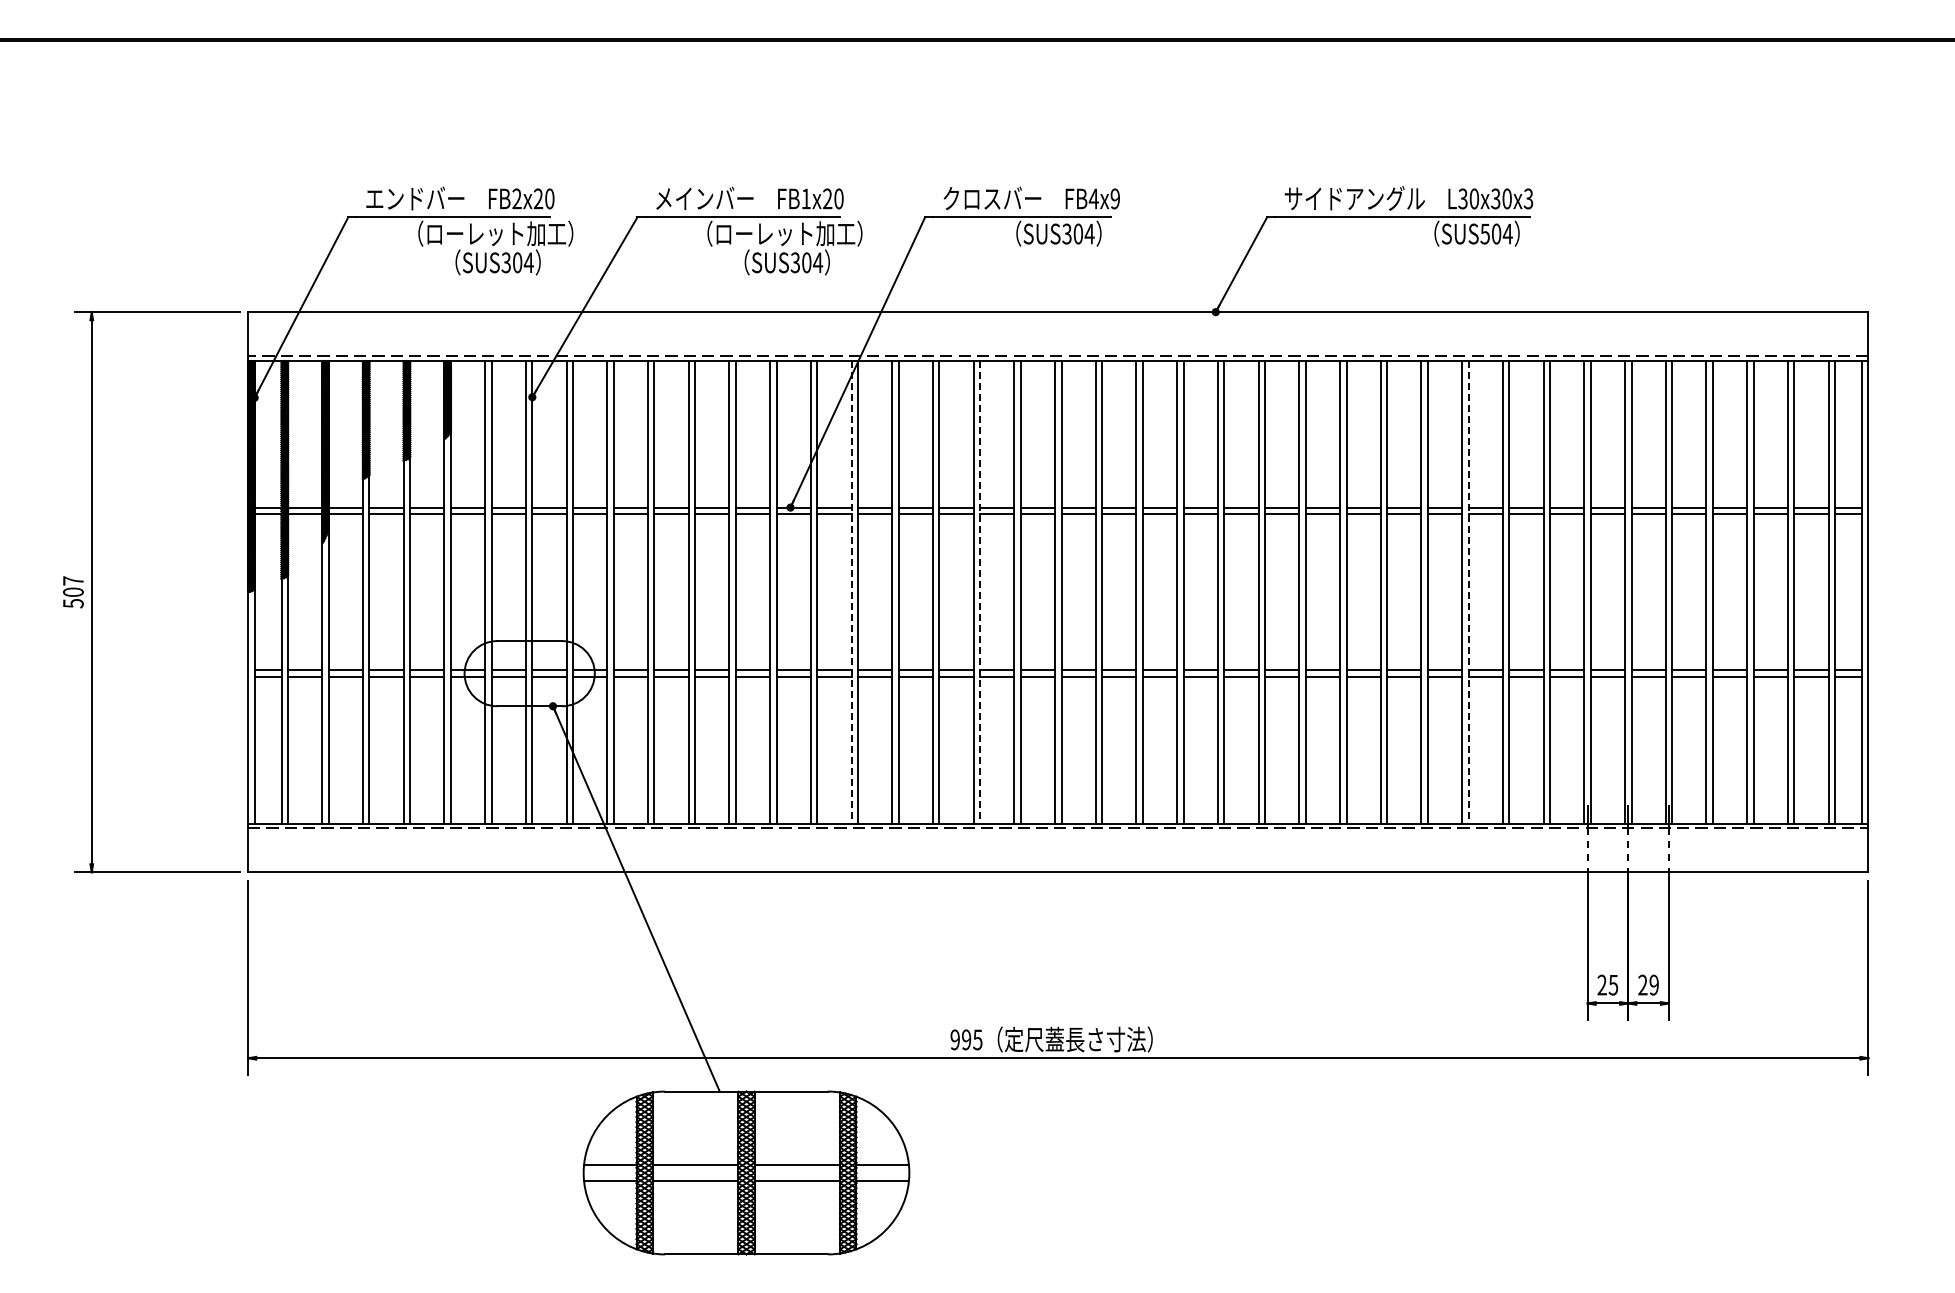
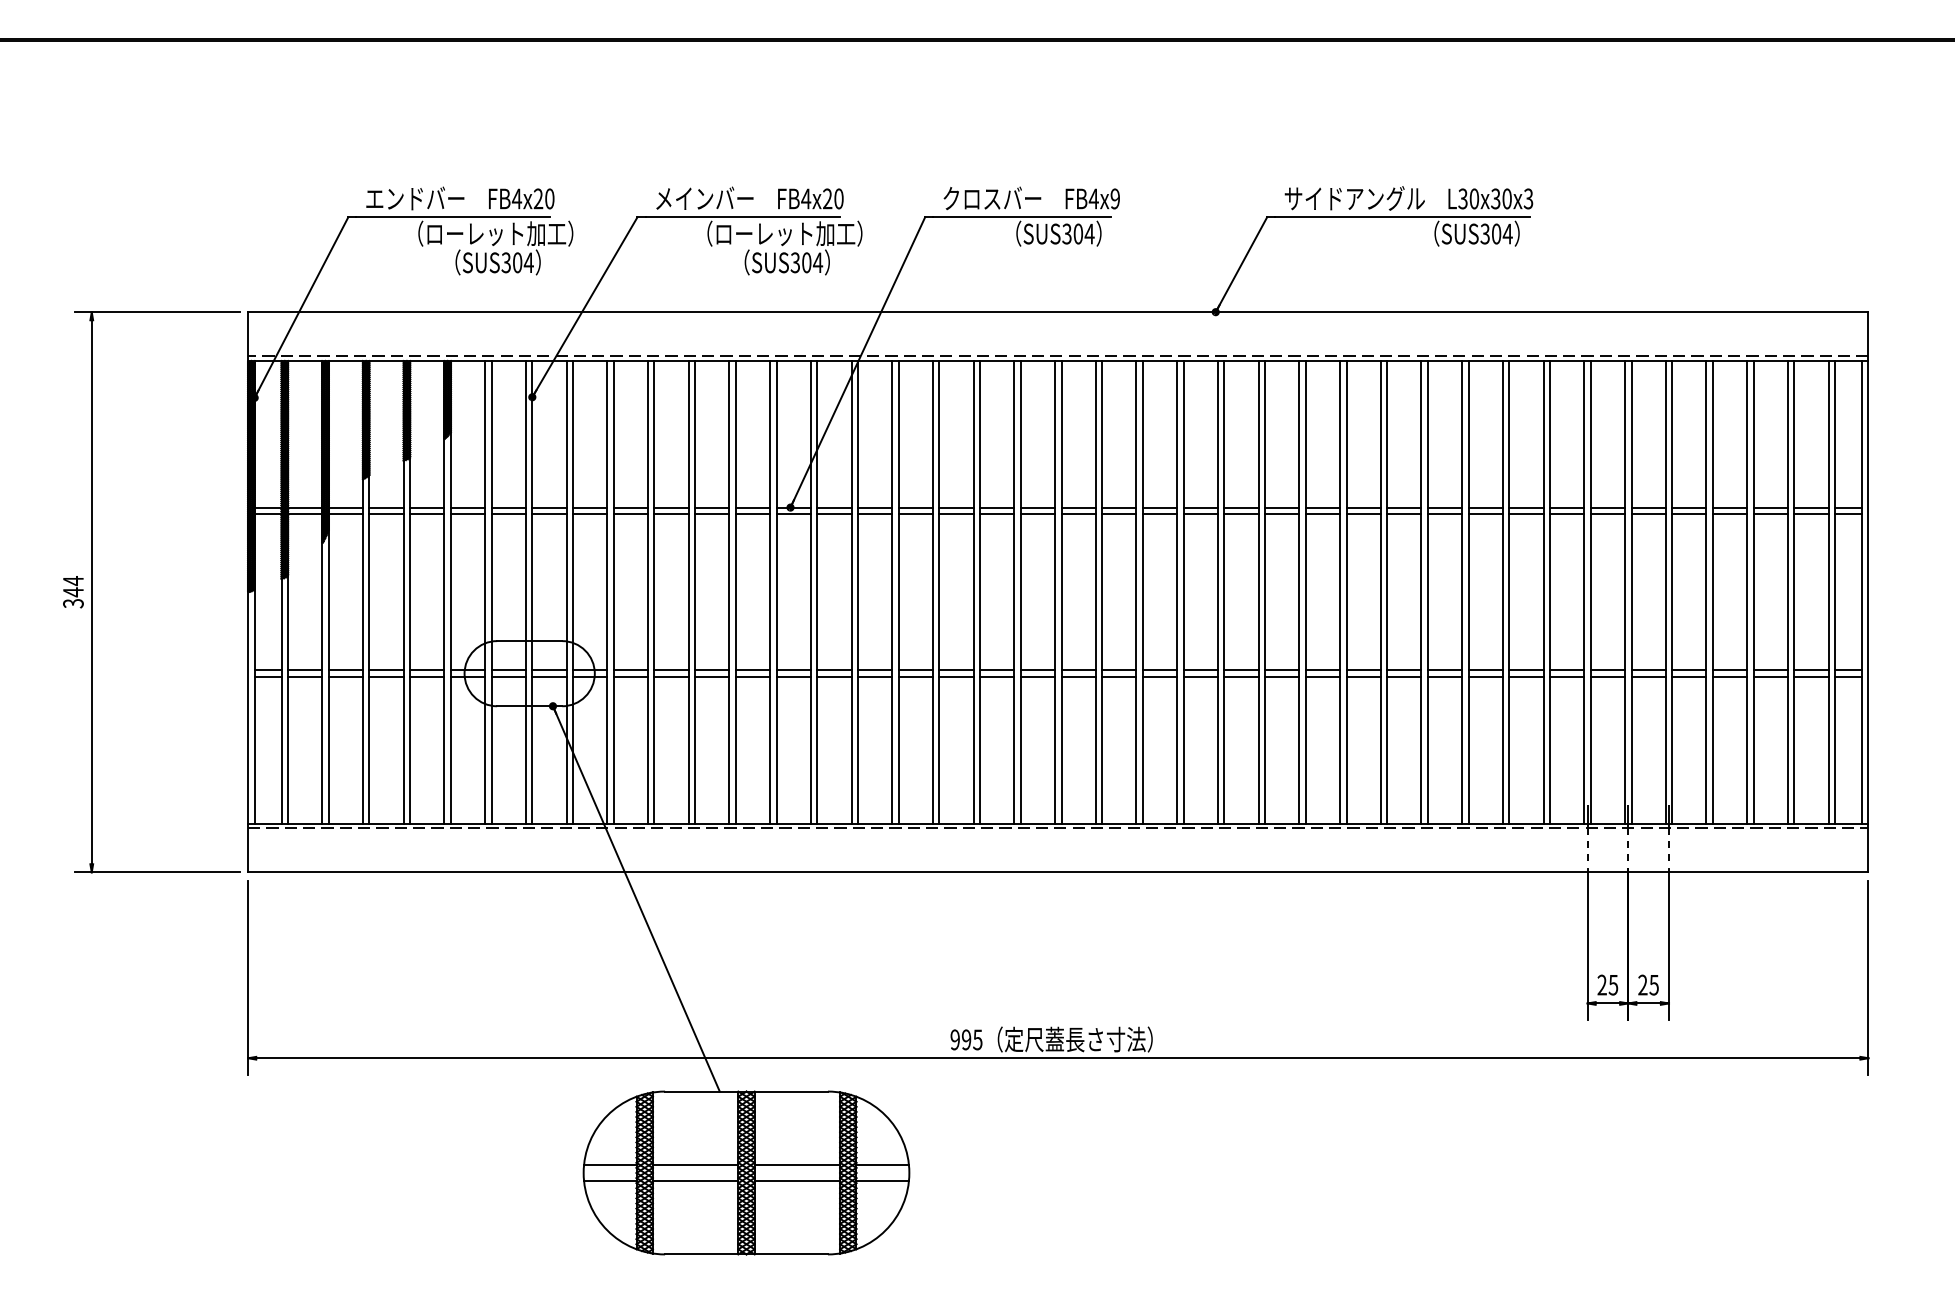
text: FB2x20 -> FB4x20 (516, 198)
text: FB1x20 -> FB4x20 (806, 198)
text: SUS504 -> SUS304 (1485, 233)
text: 507 -> 344 (73, 591)
line: dashed -> solid (851, 592)
line: dashed -> solid (980, 592)
line: dashed -> solid (1468, 592)
text: 29 -> 25 (1653, 984)
